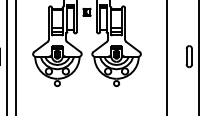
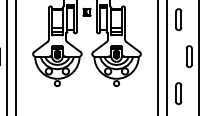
part: none -> present (178, 19)
line: none -> present (157, 57)
part: none -> present (178, 93)
